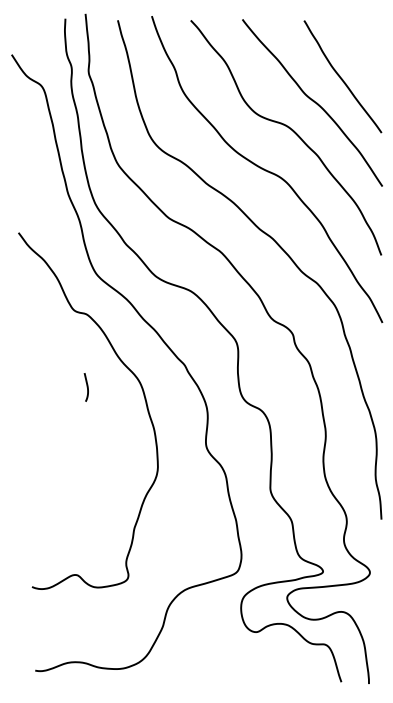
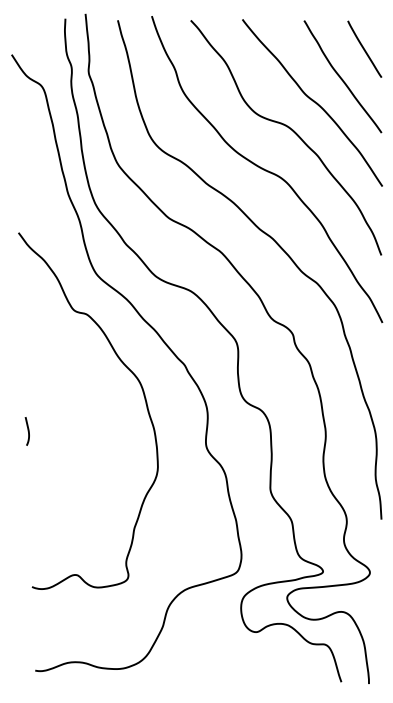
line: none -> present (364, 48)
curve position: (86, 387) -> (27, 431) (27, 431)
